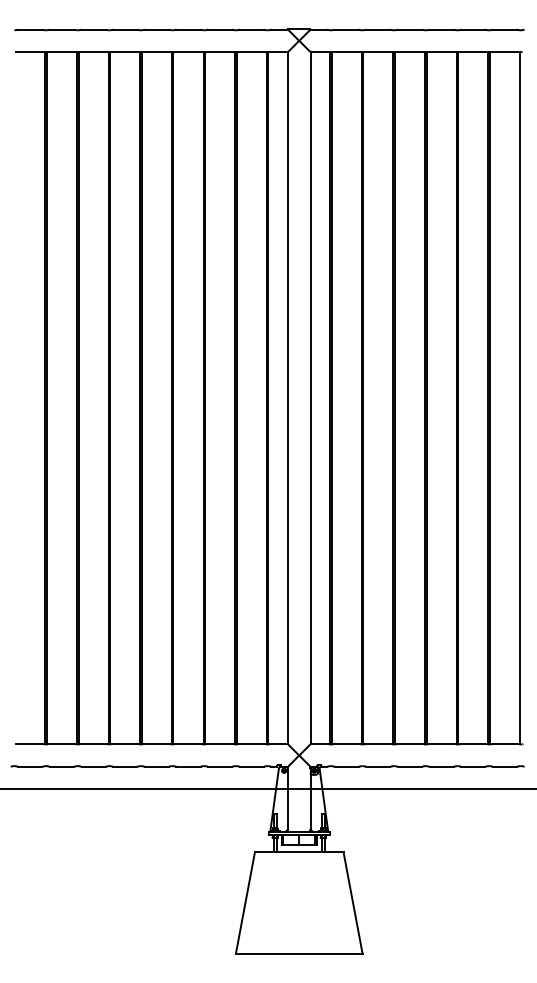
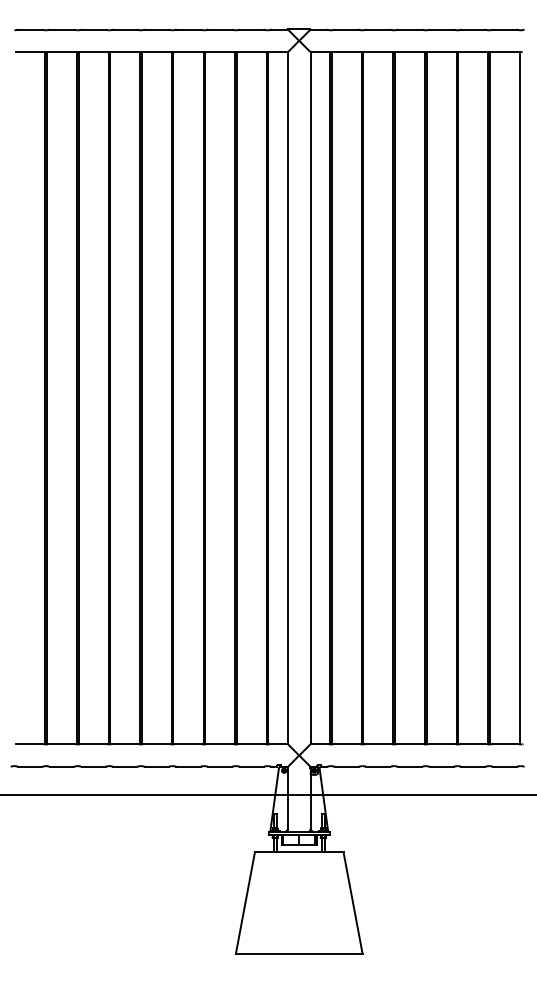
line position: (267, 788) -> (267, 794) (267, 794)
